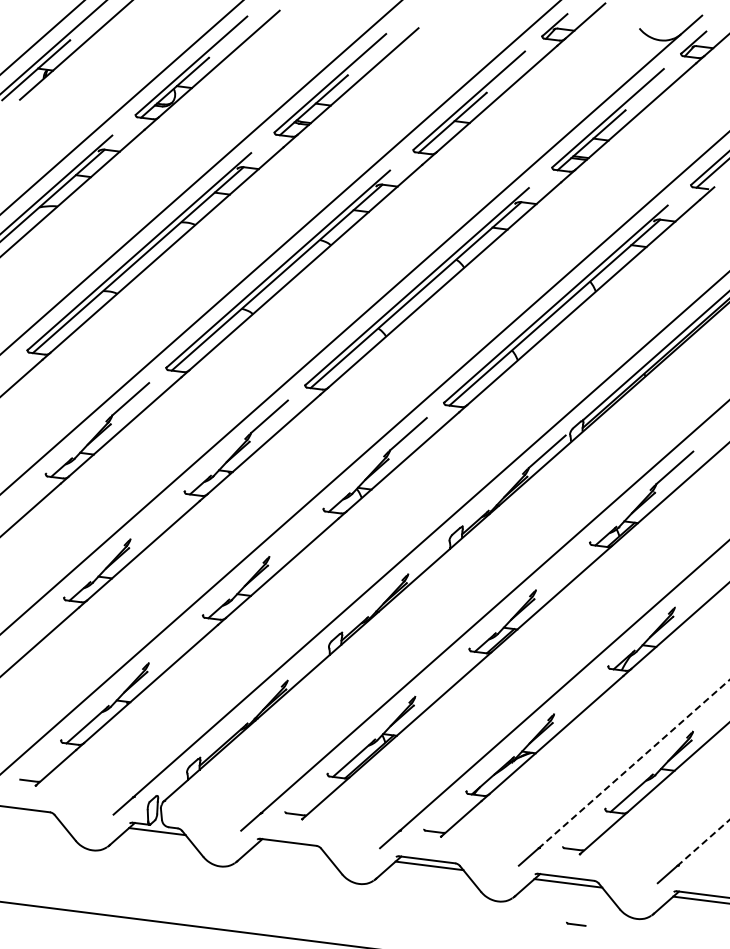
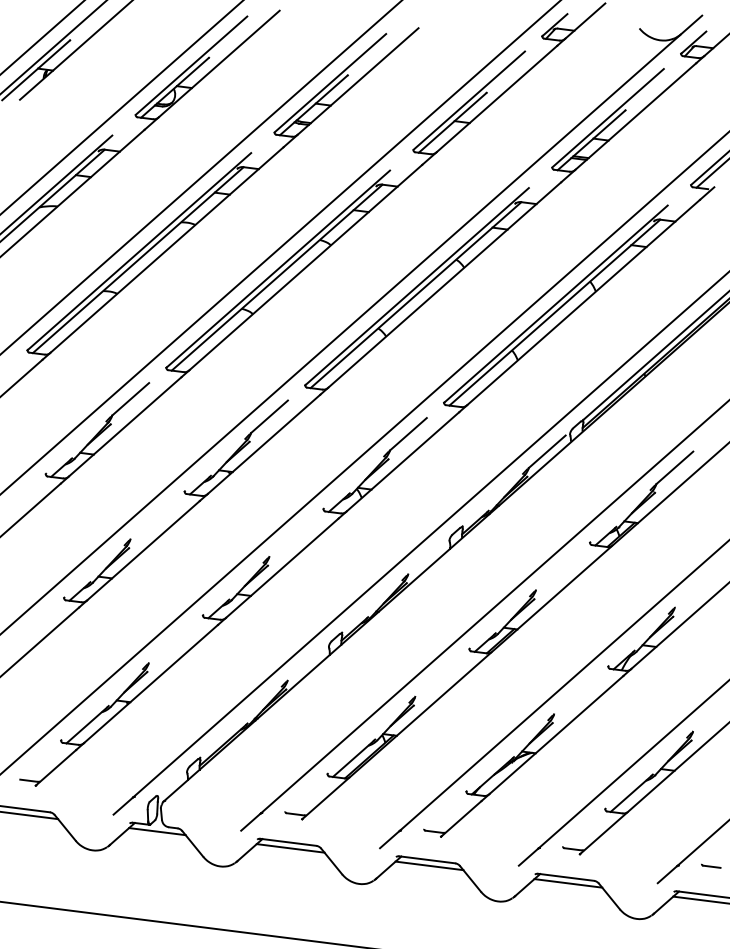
line: dashed -> solid (634, 764)
line: none -> present (30, 815)
line: dashed -> solid (703, 843)
line: none -> present (290, 848)
line position: (576, 923) -> (711, 865) (711, 865)
